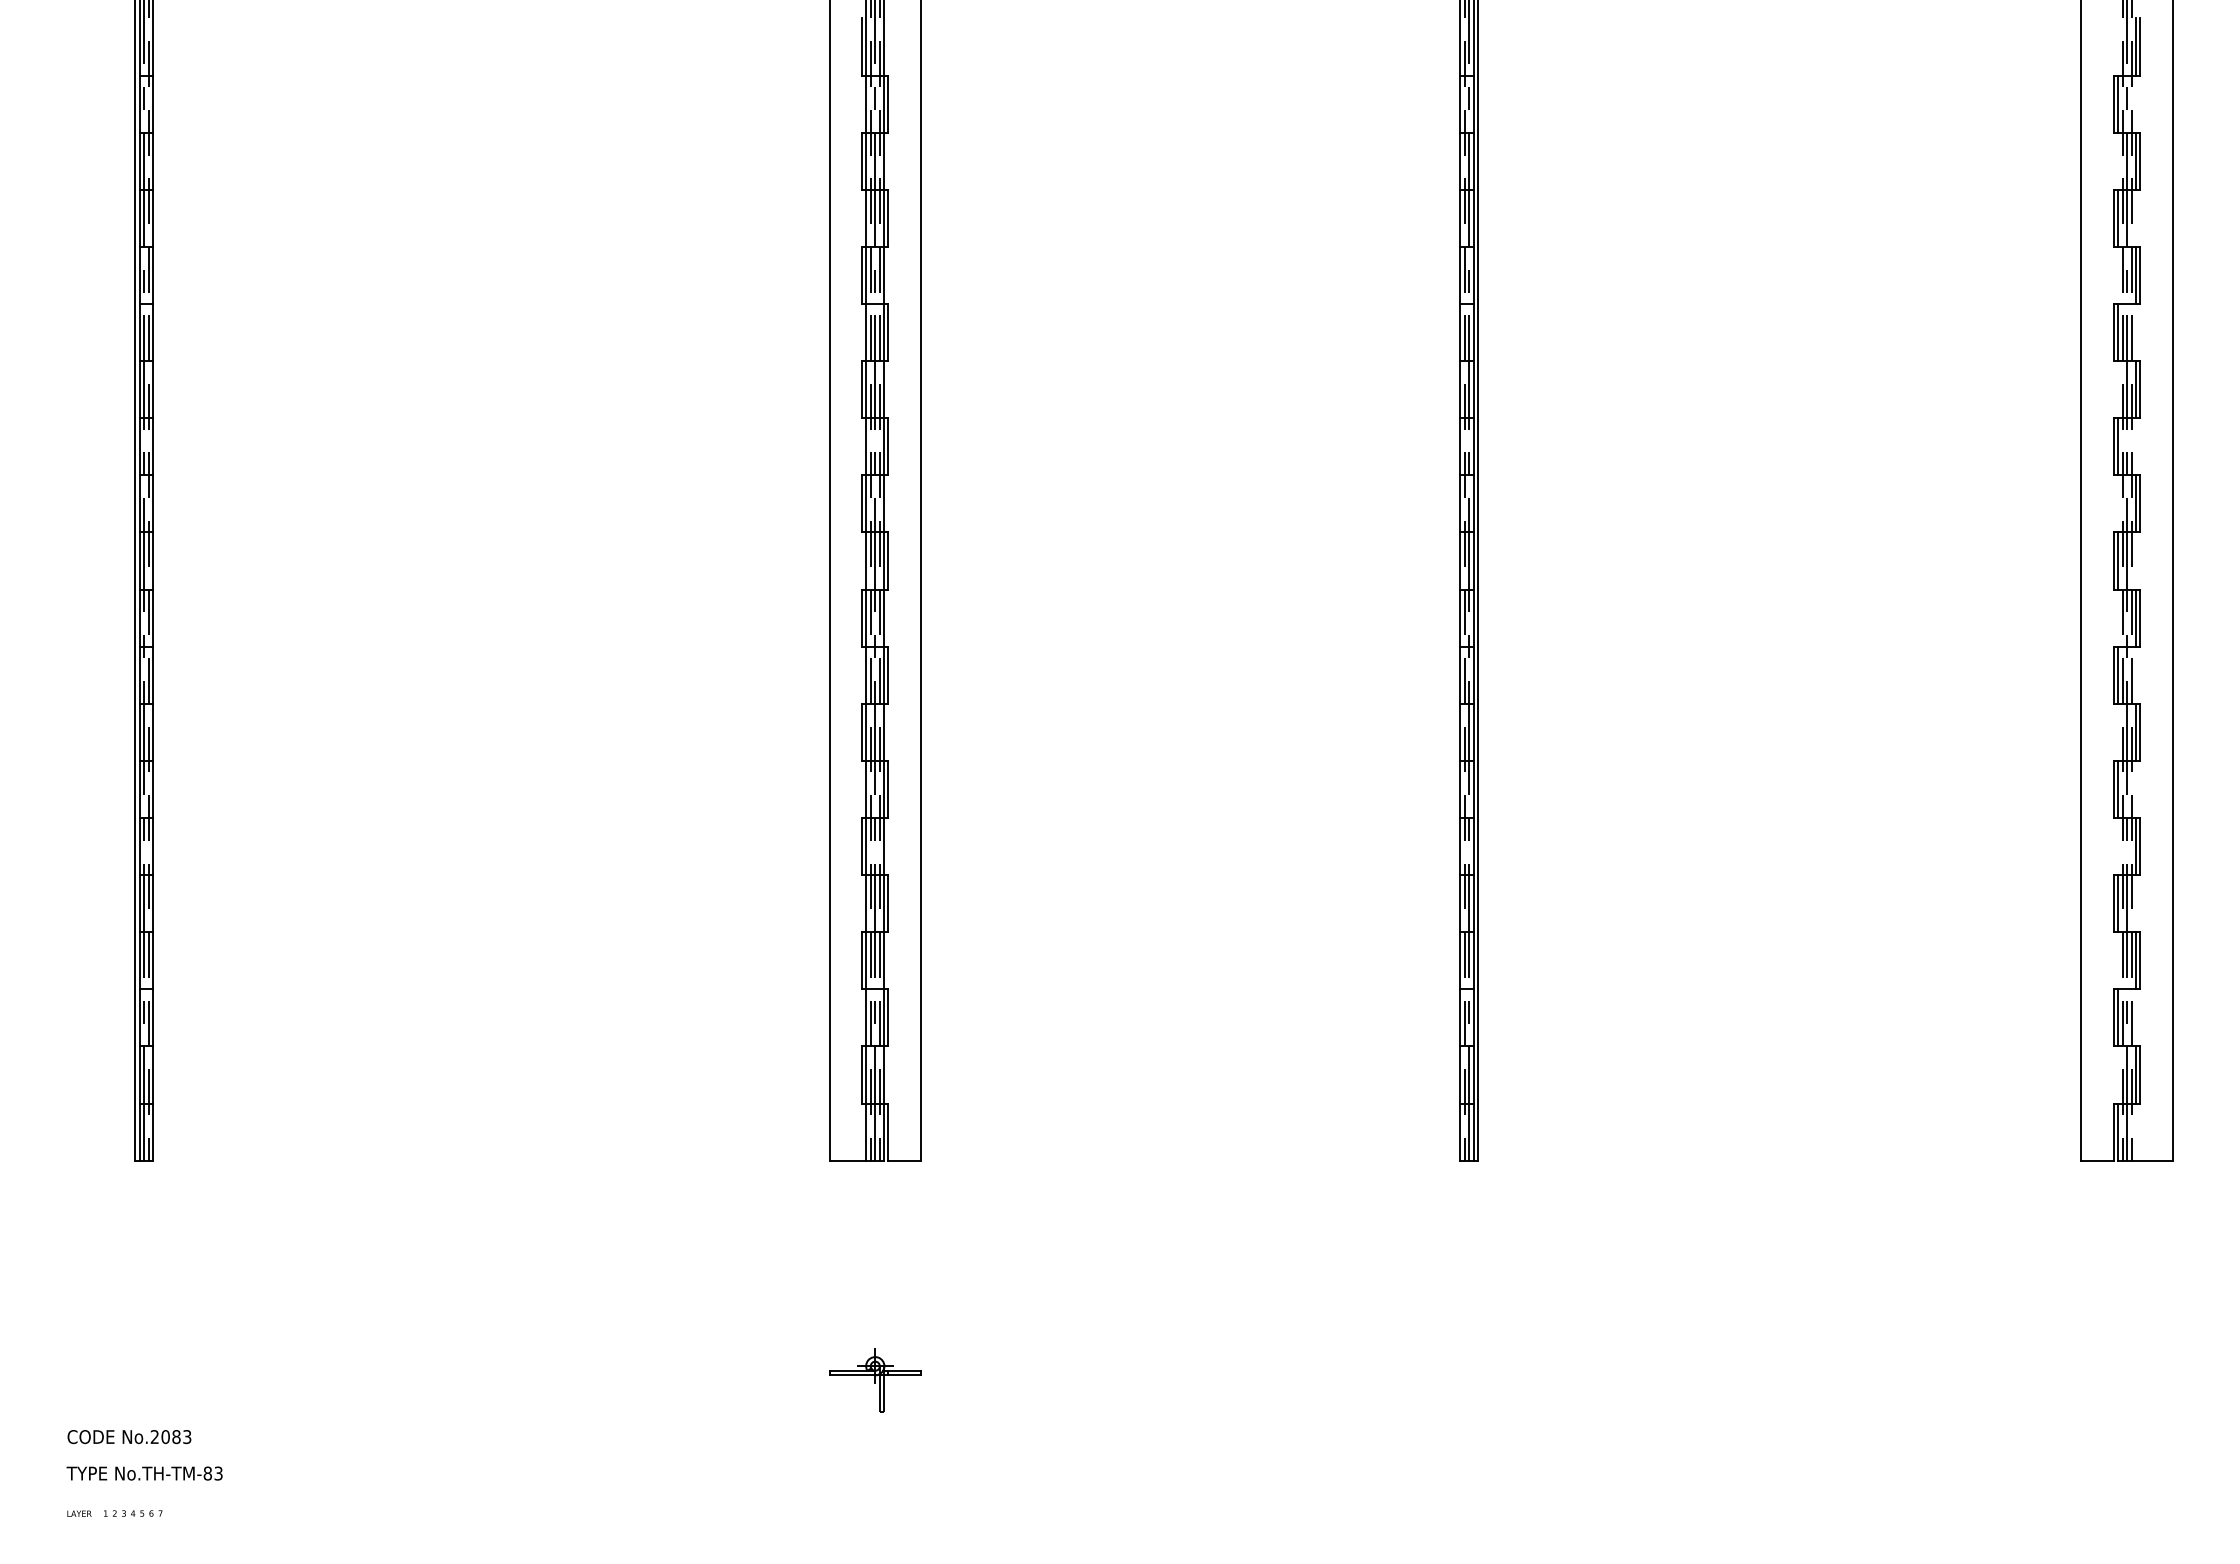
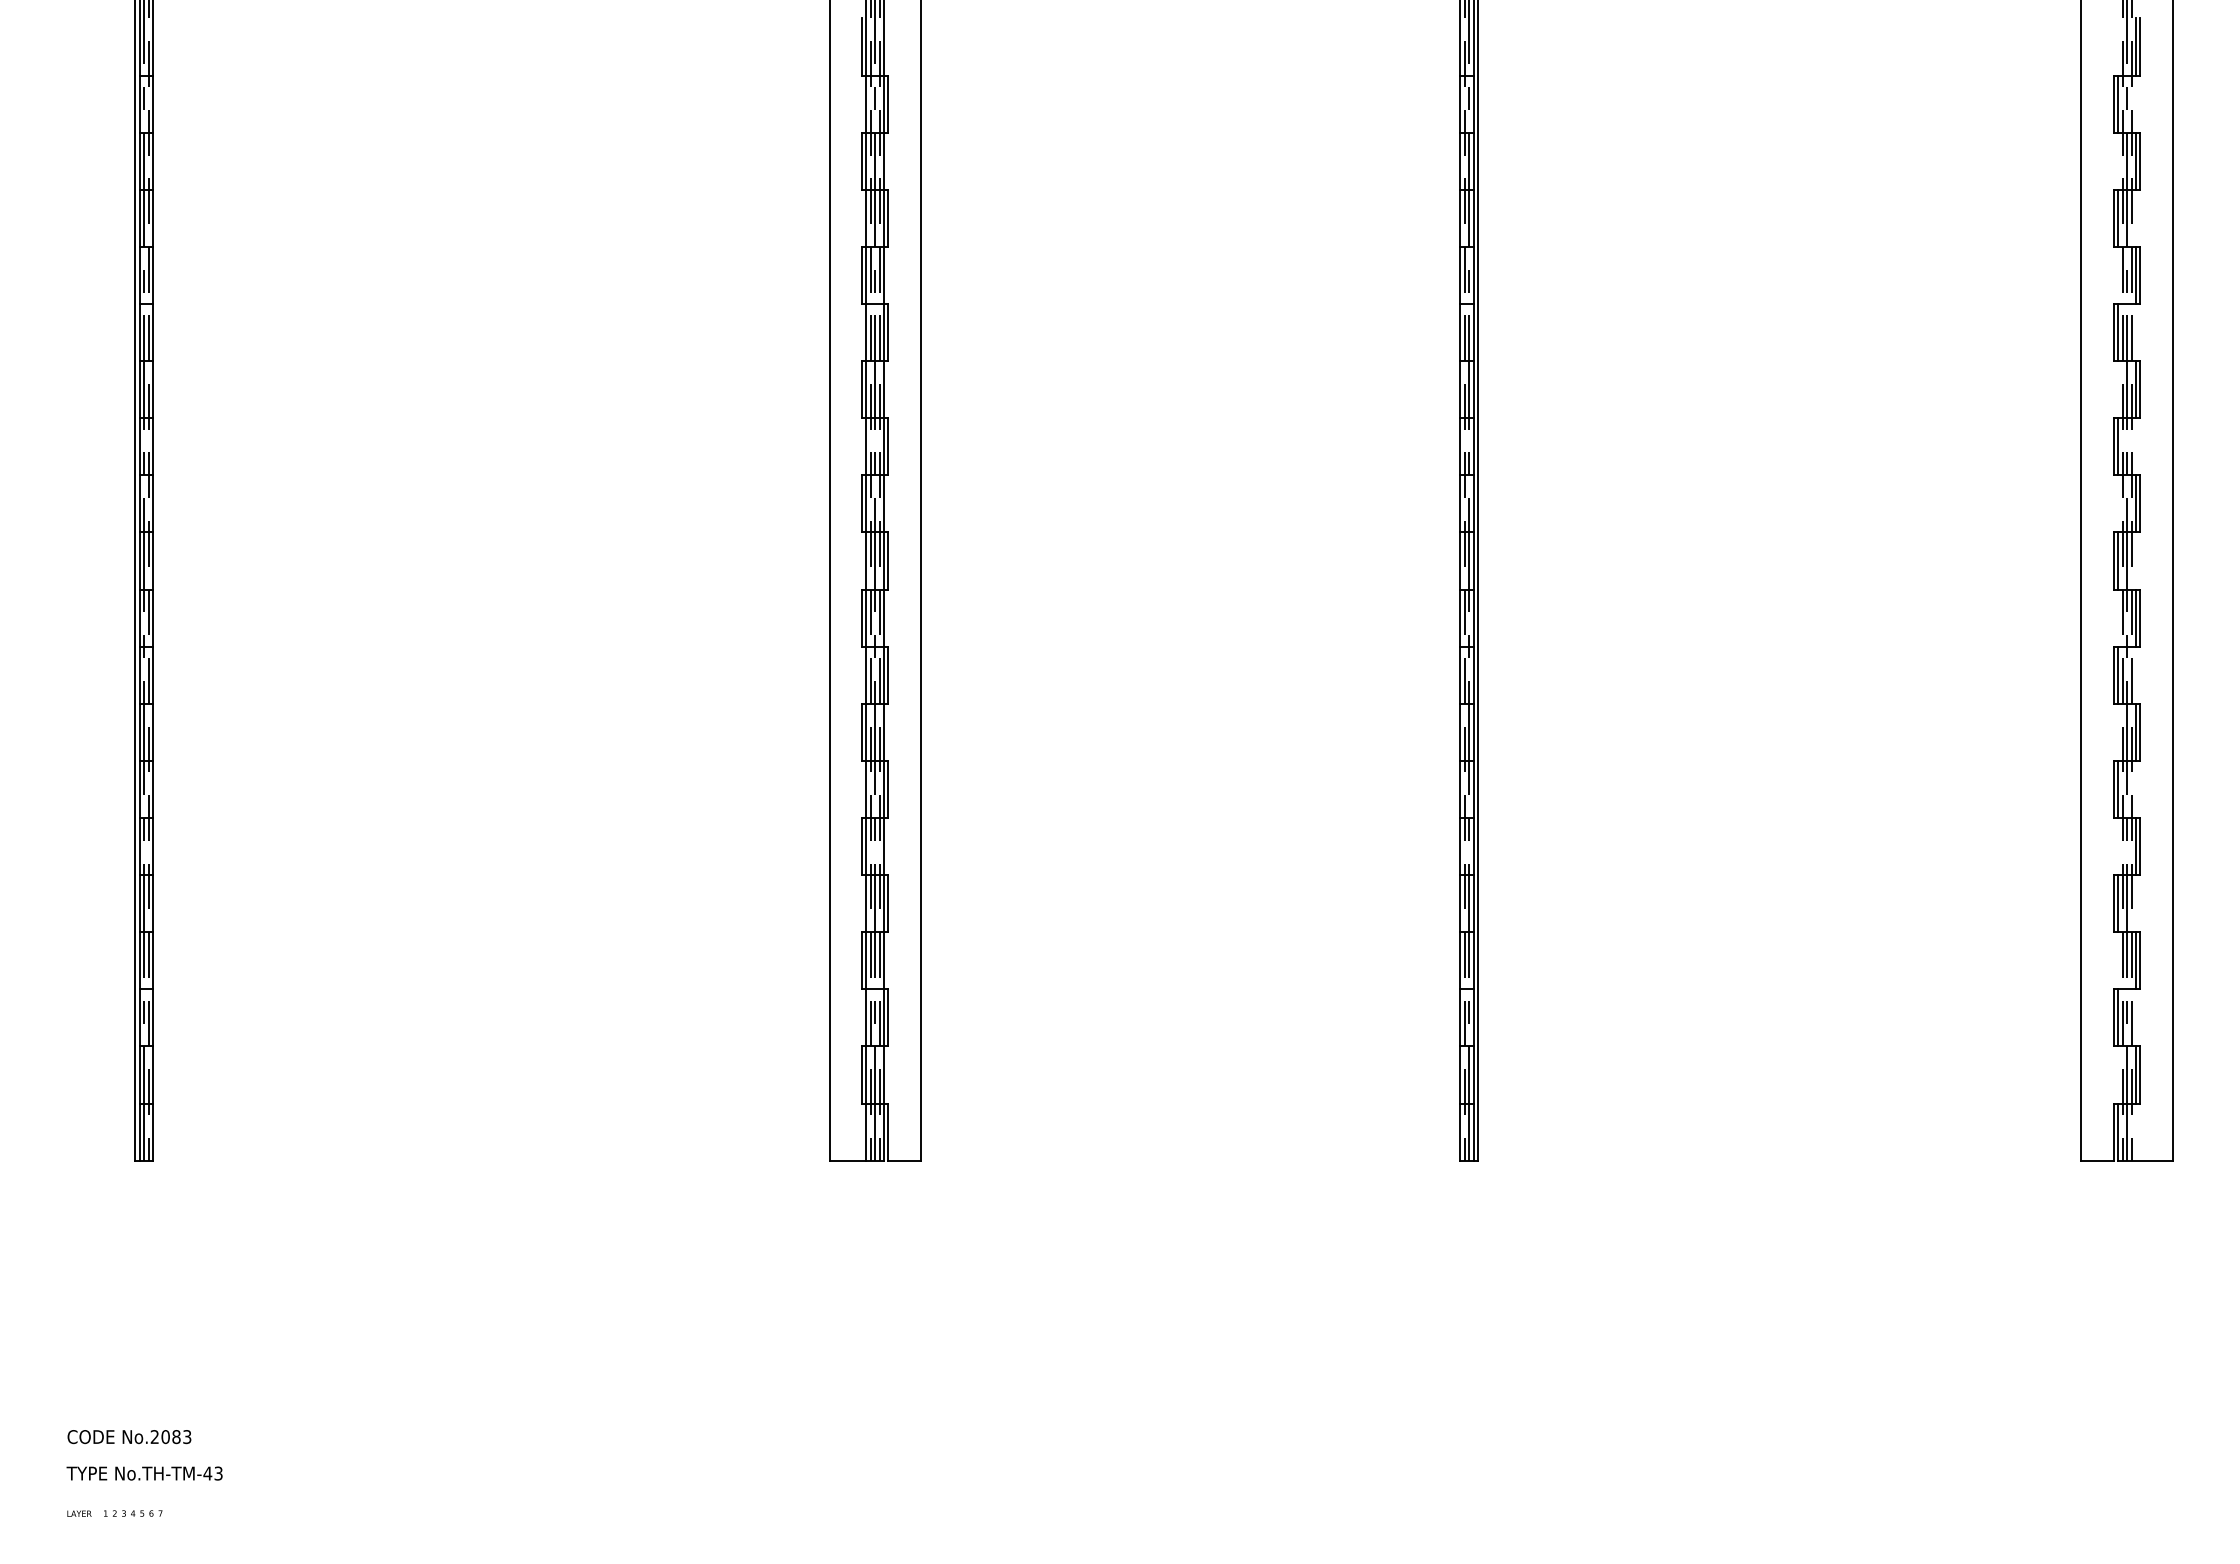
part: present -> none (875, 1380)
text: No.TH-TM-83 -> No.TH-TM-43 (207, 1473)
